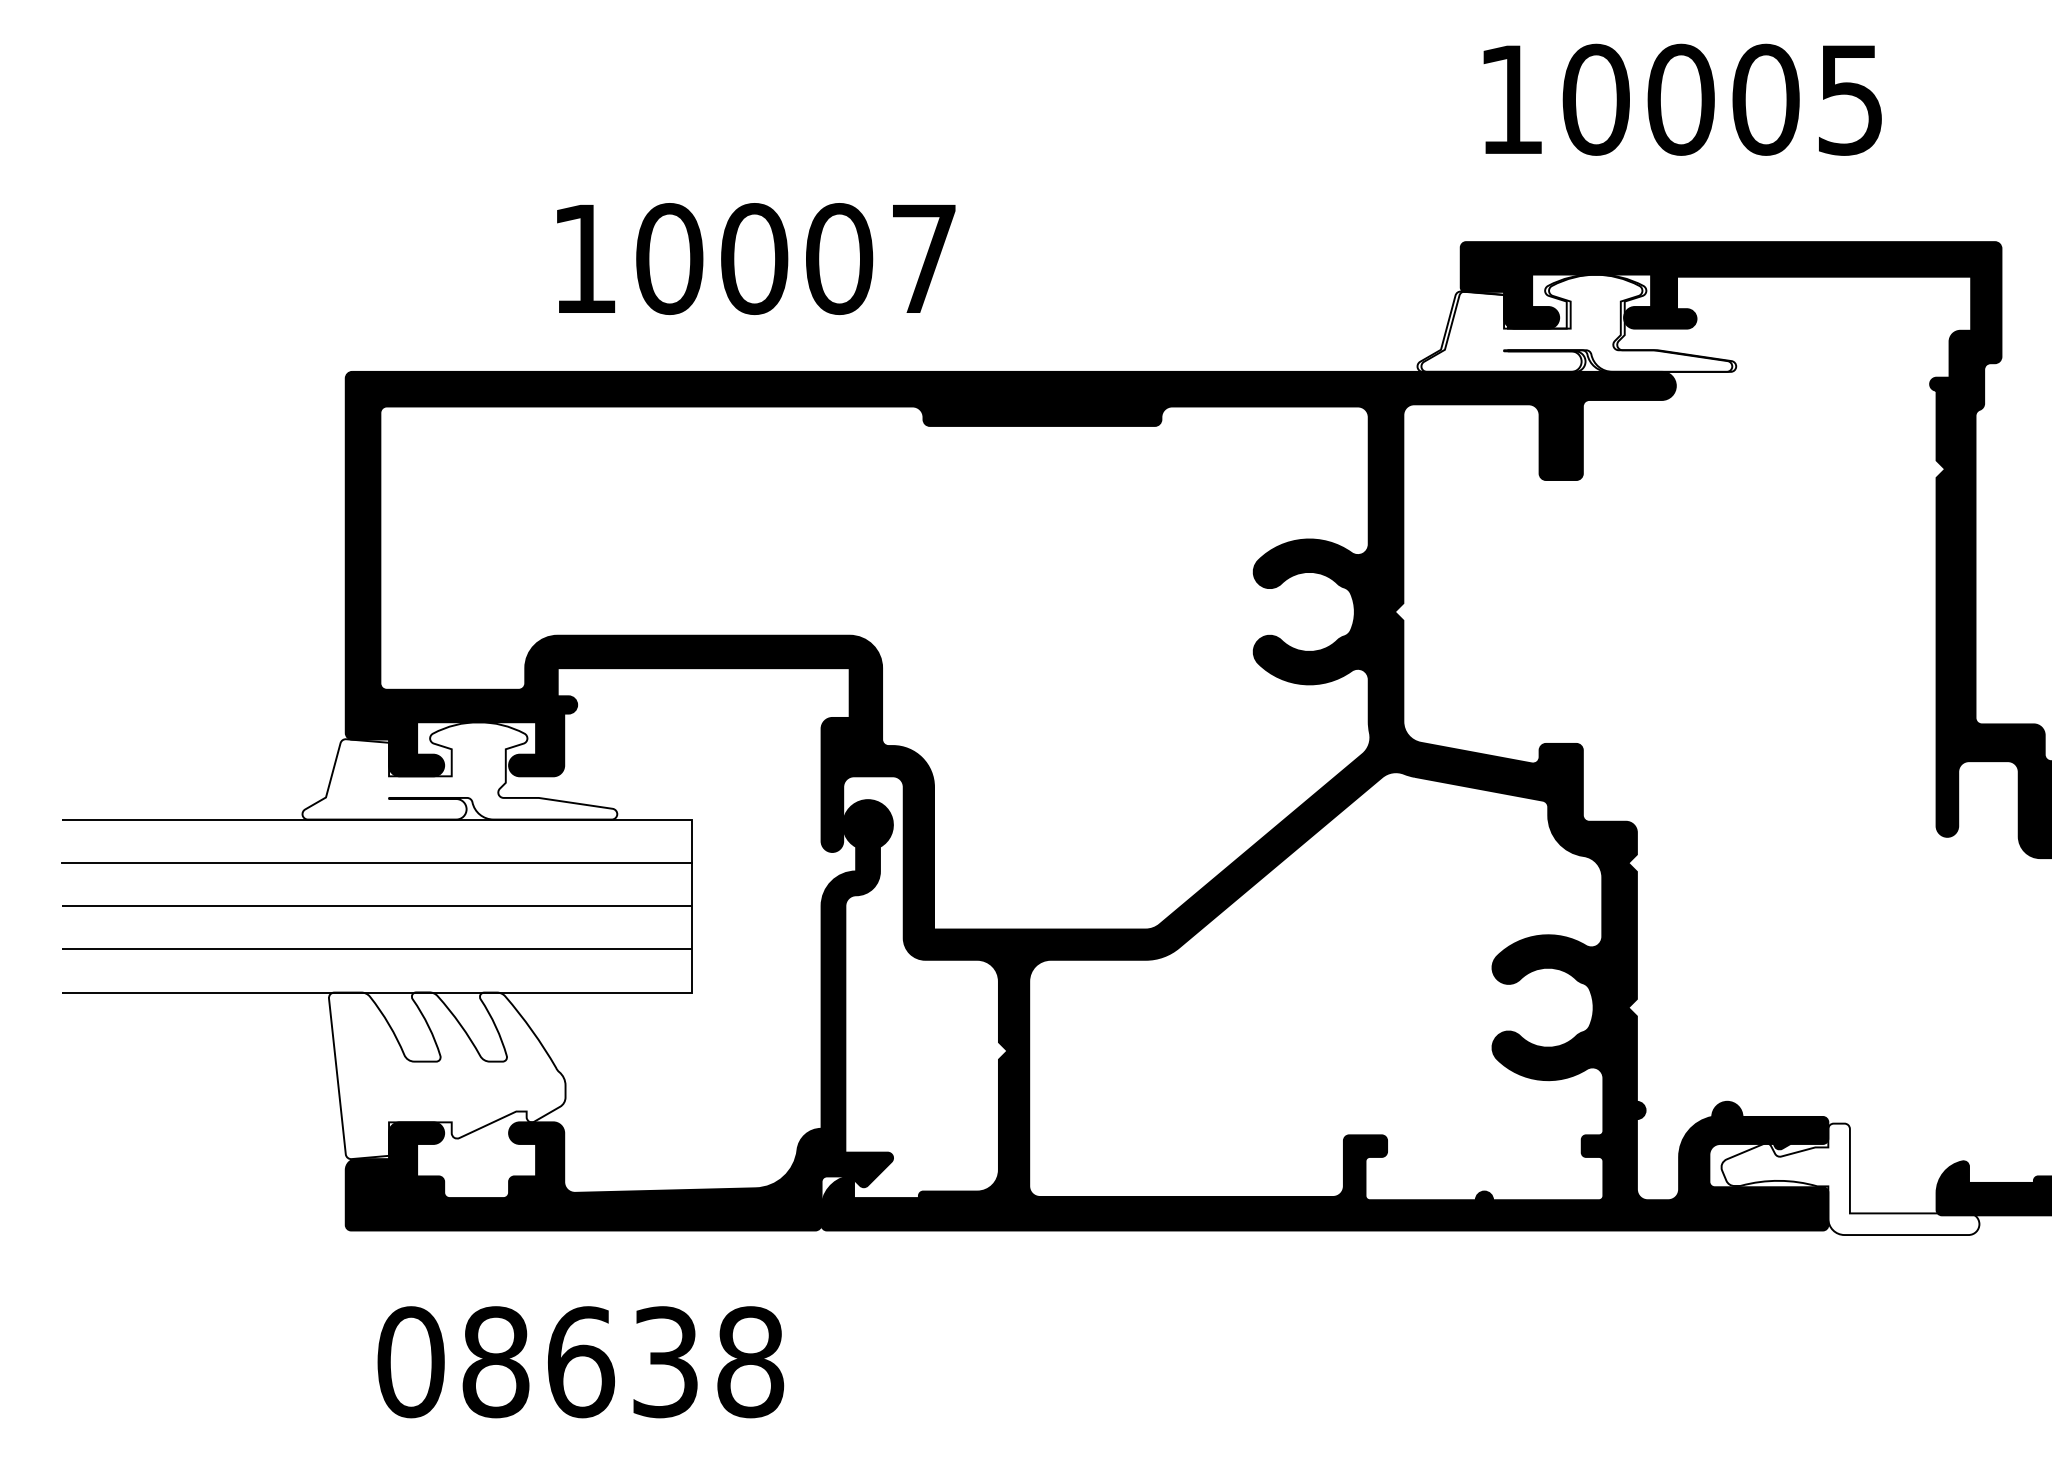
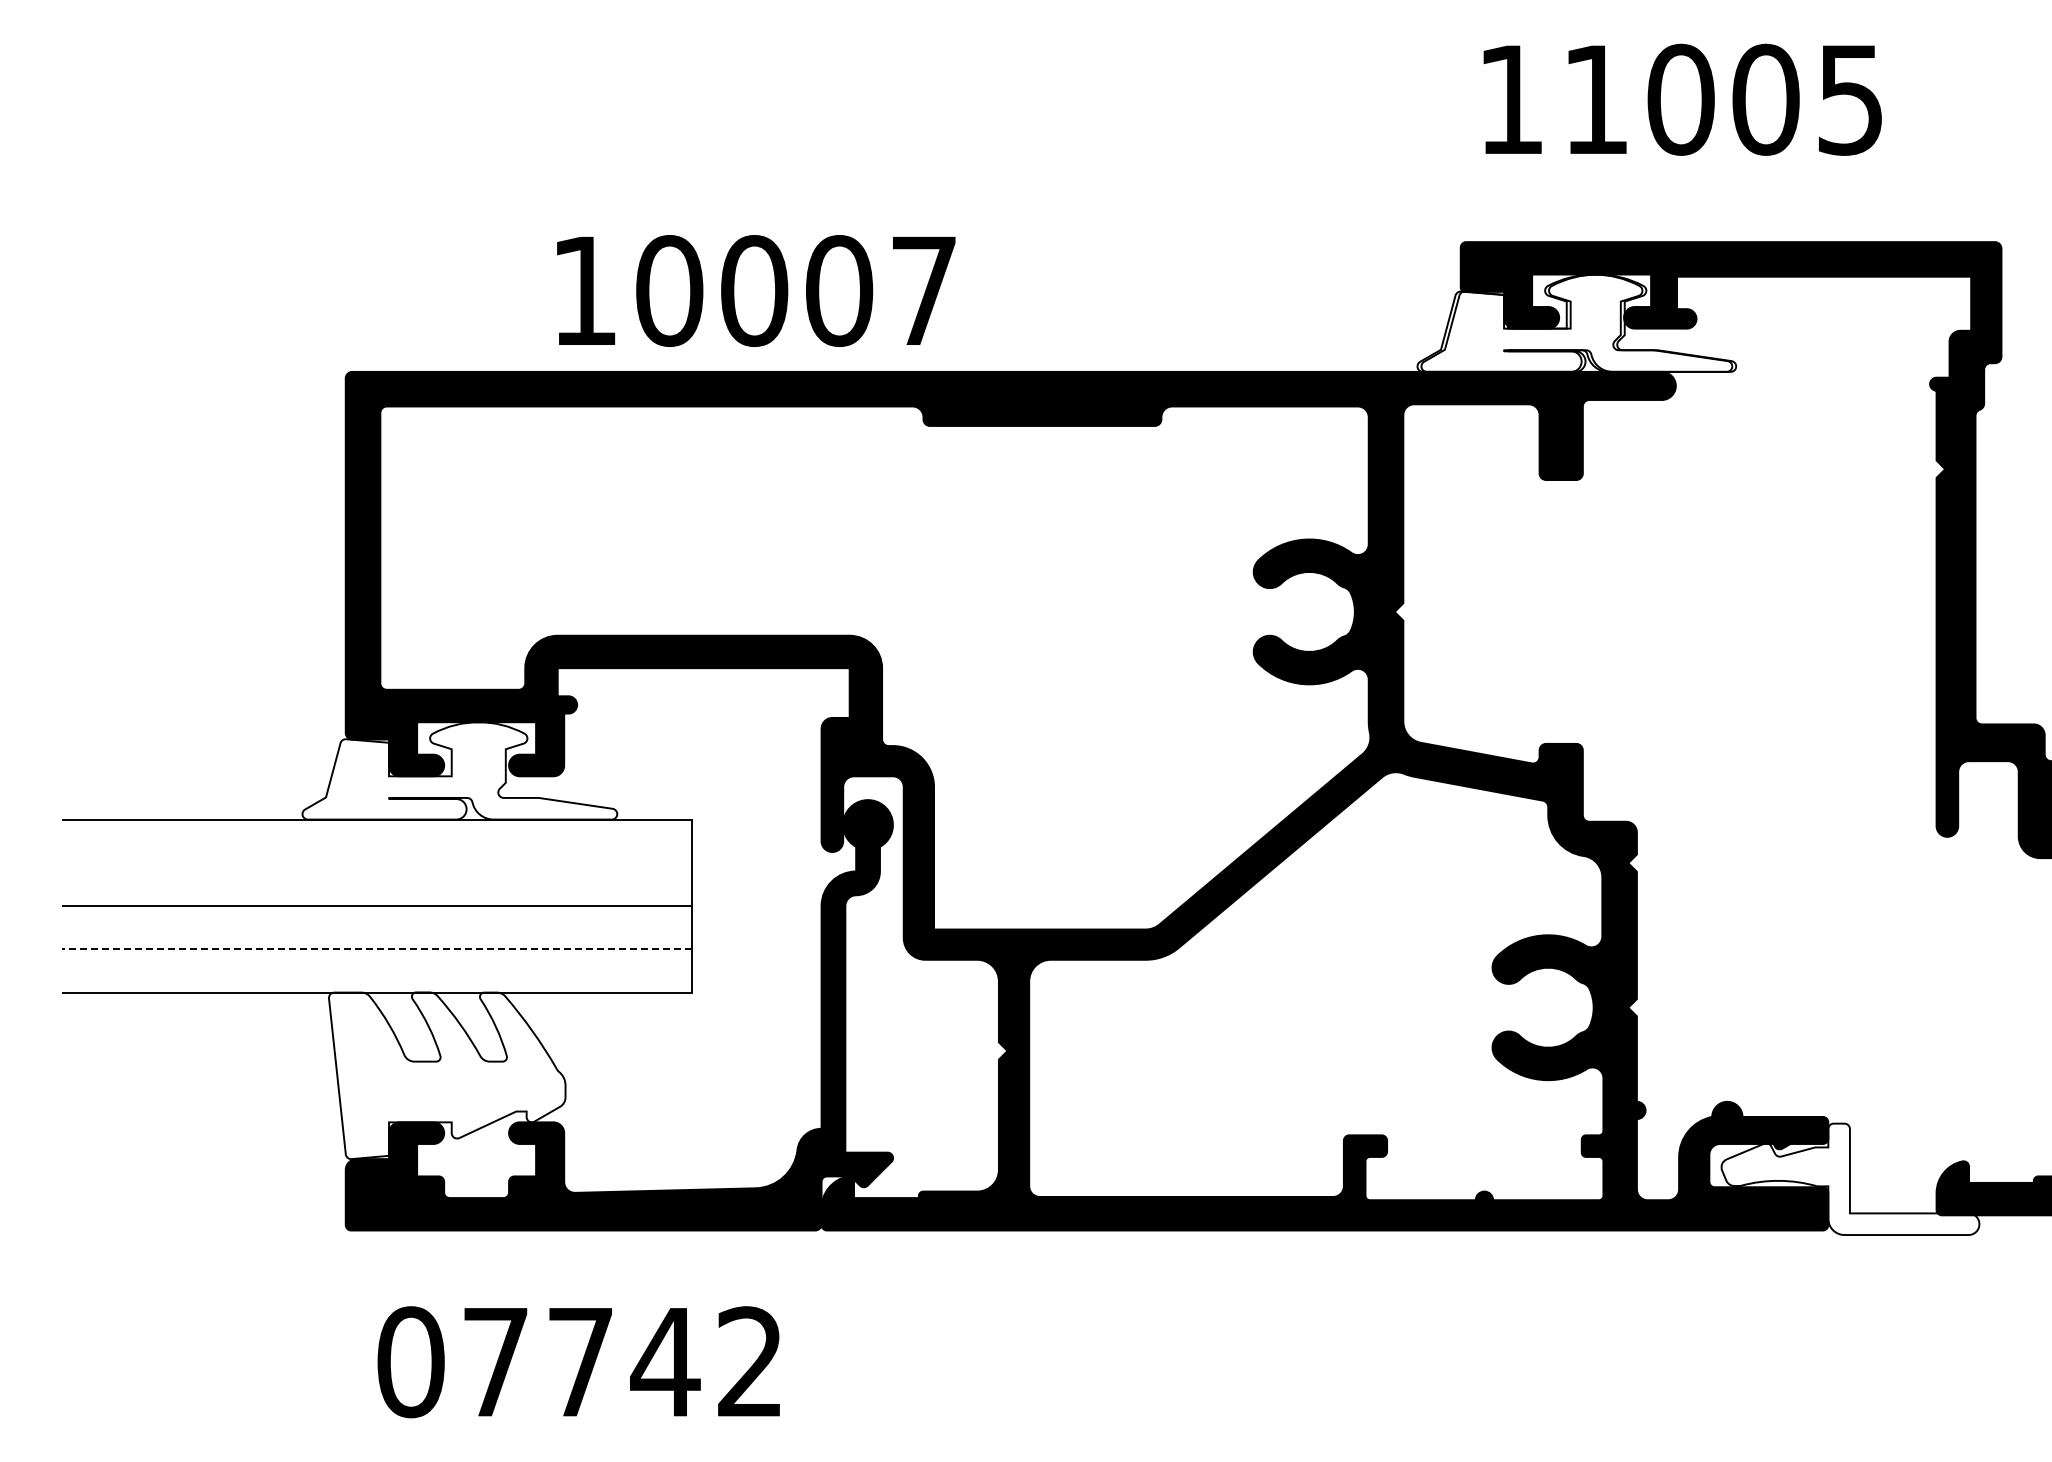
text: 10005 -> 11005 (1595, 99)
text position: (756, 258) -> (756, 290) (756, 290)
line: present -> none (376, 862)
line: solid -> dashed (376, 949)
text: 08638 -> 07742 (623, 1362)
